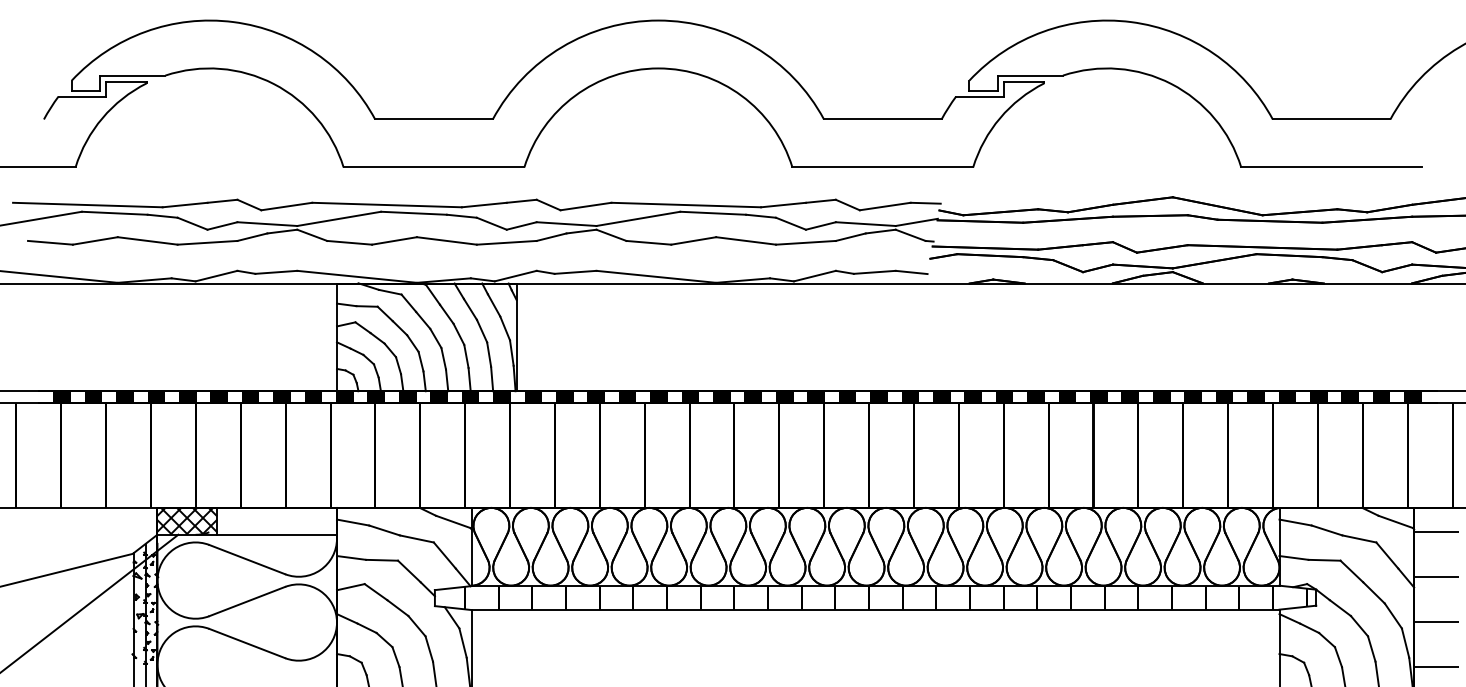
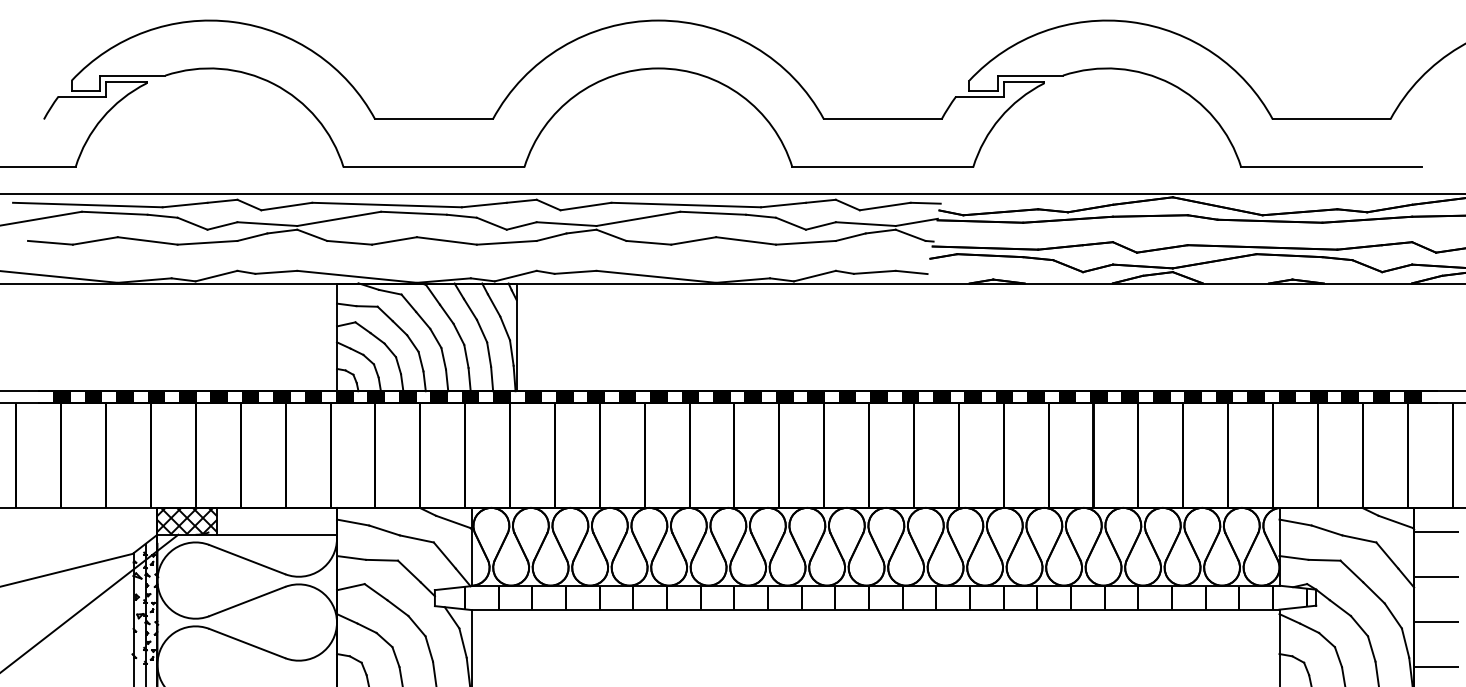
line: none -> present (732, 193)
